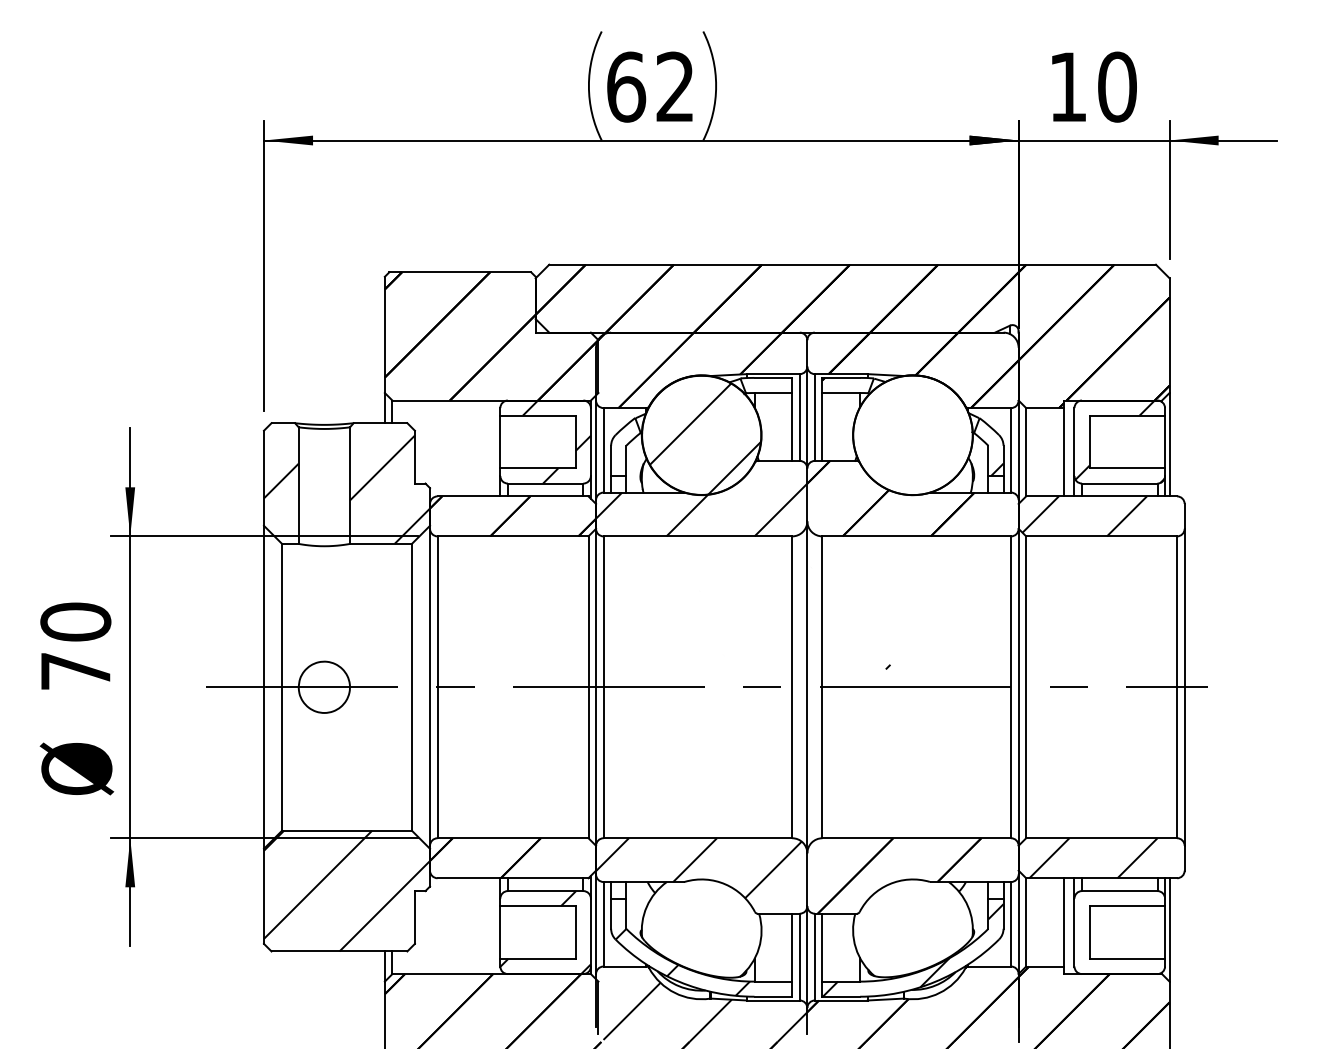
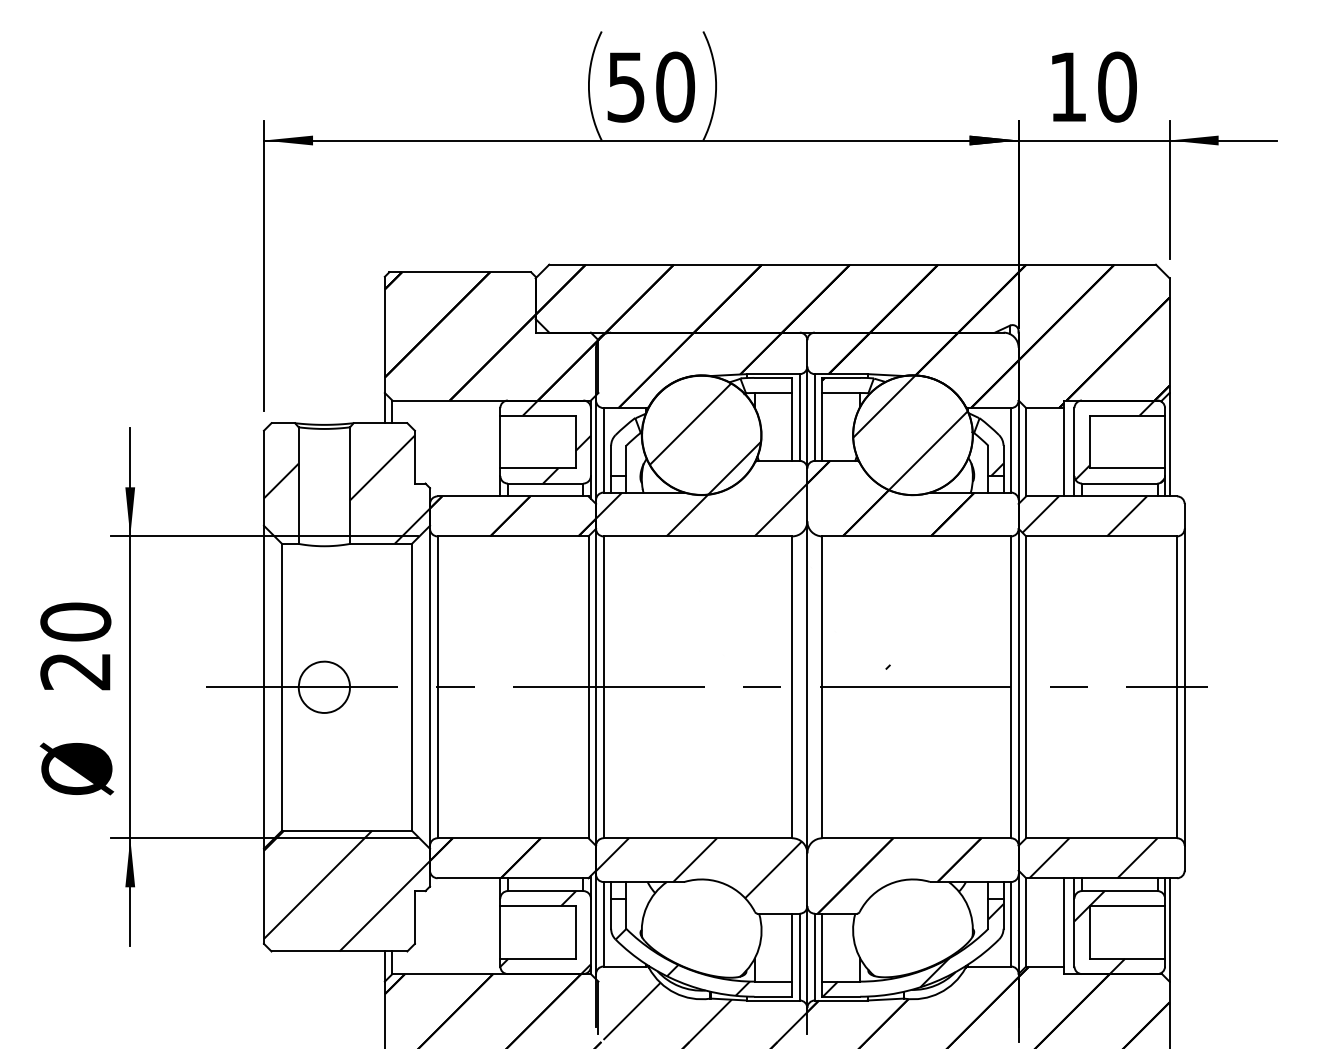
text: 62 -> 50 (651, 86)
hatch: none -> present (910, 432)
text: 70 -> 20 (75, 671)
hatch: none -> present (1099, 932)
